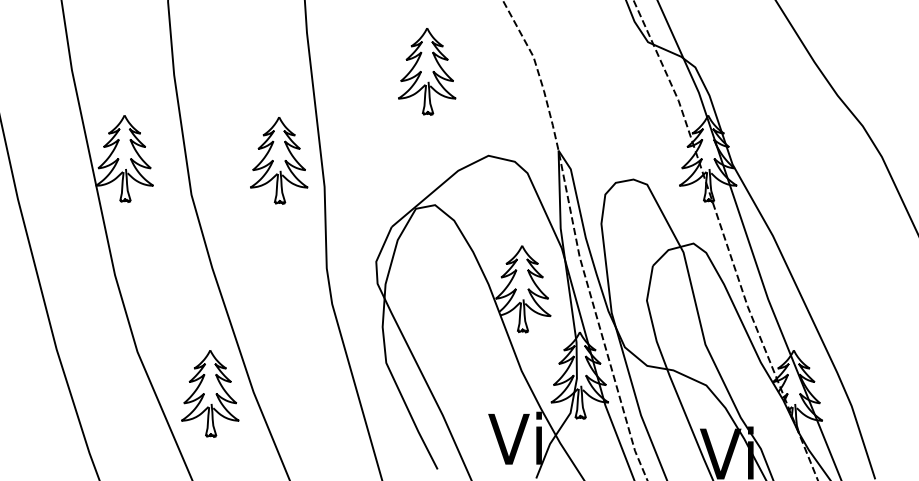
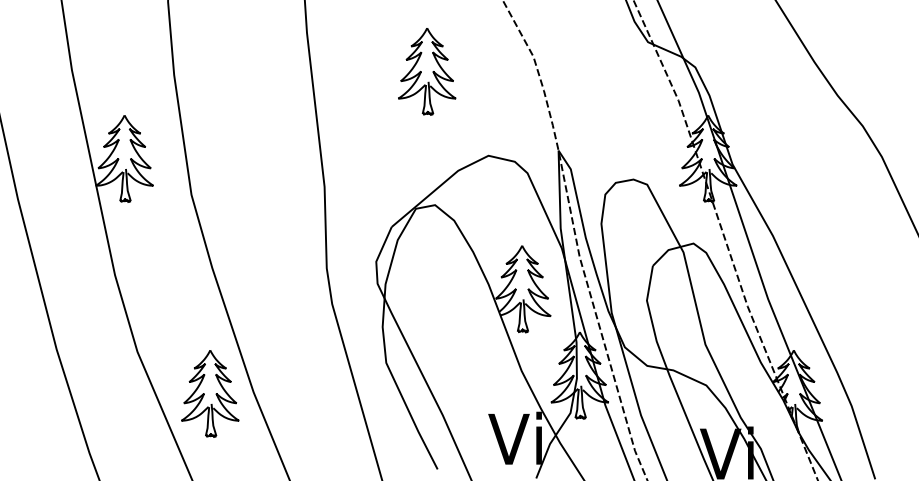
part: present -> none (279, 160)
